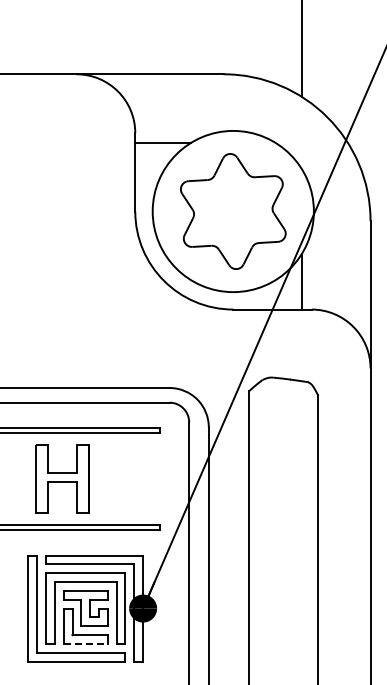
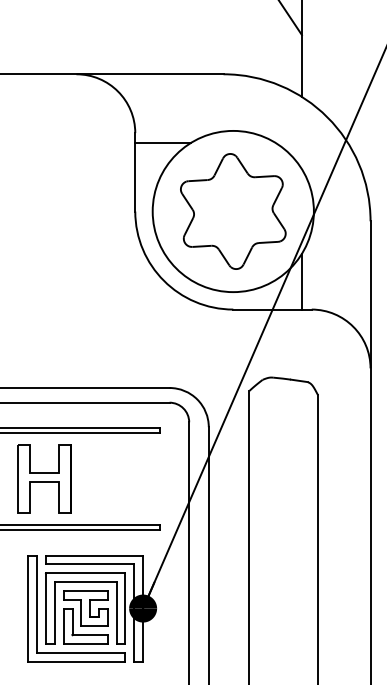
line: none -> present (290, 18)
part position: (62, 478) -> (44, 478) (44, 478)
line: dashed -> solid (86, 643)
